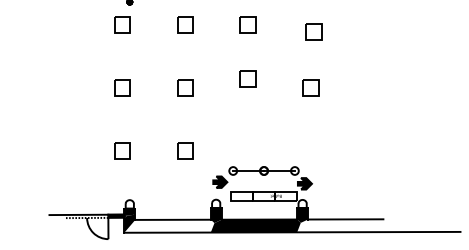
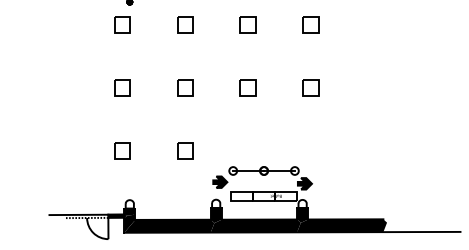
part position: (313, 31) -> (310, 24) (310, 24)
part position: (247, 78) -> (247, 87) (247, 87)
fill: none -> present (169, 225)
fill: none -> present (342, 225)
